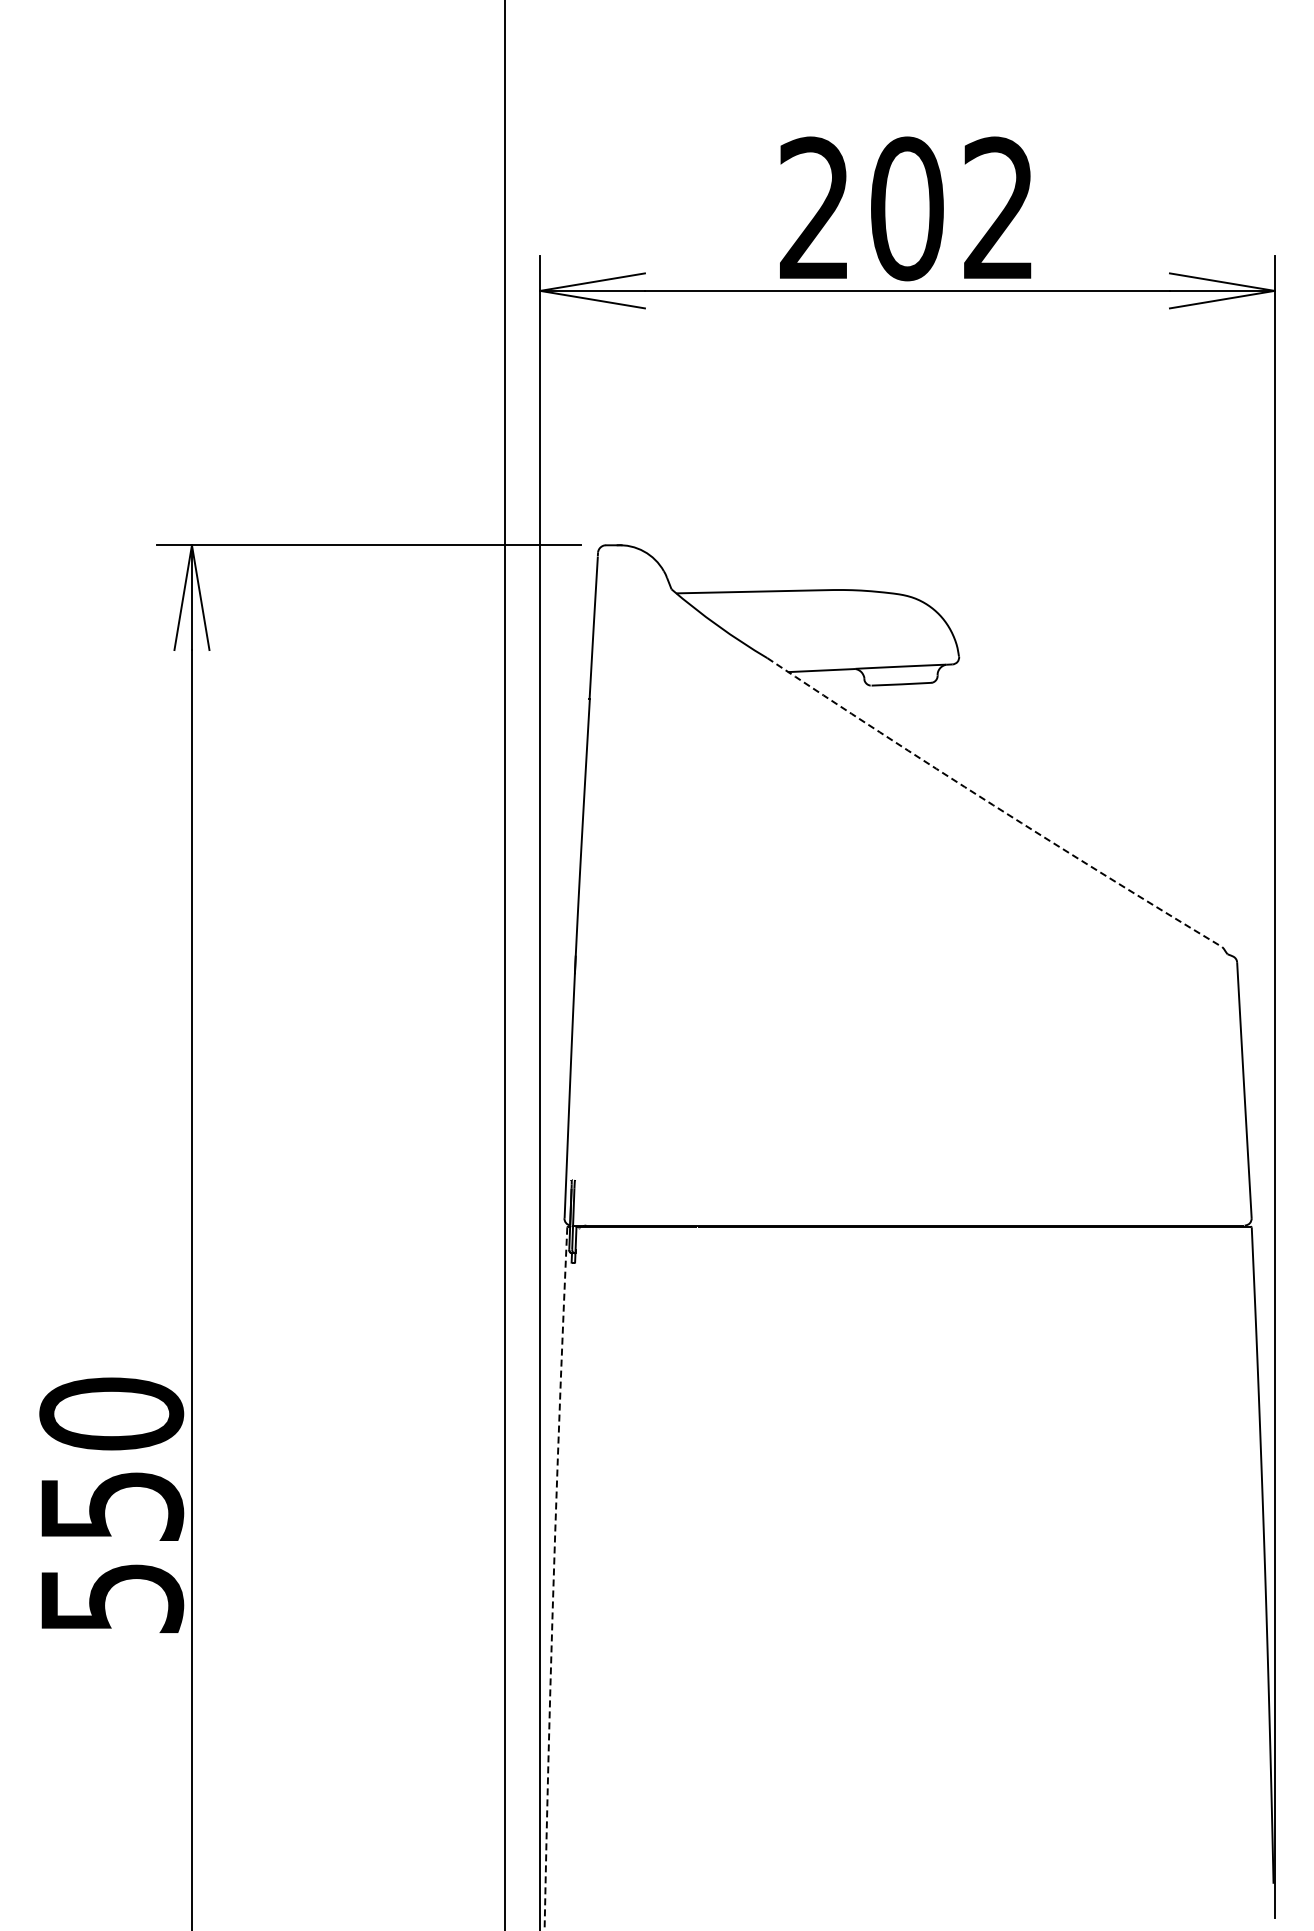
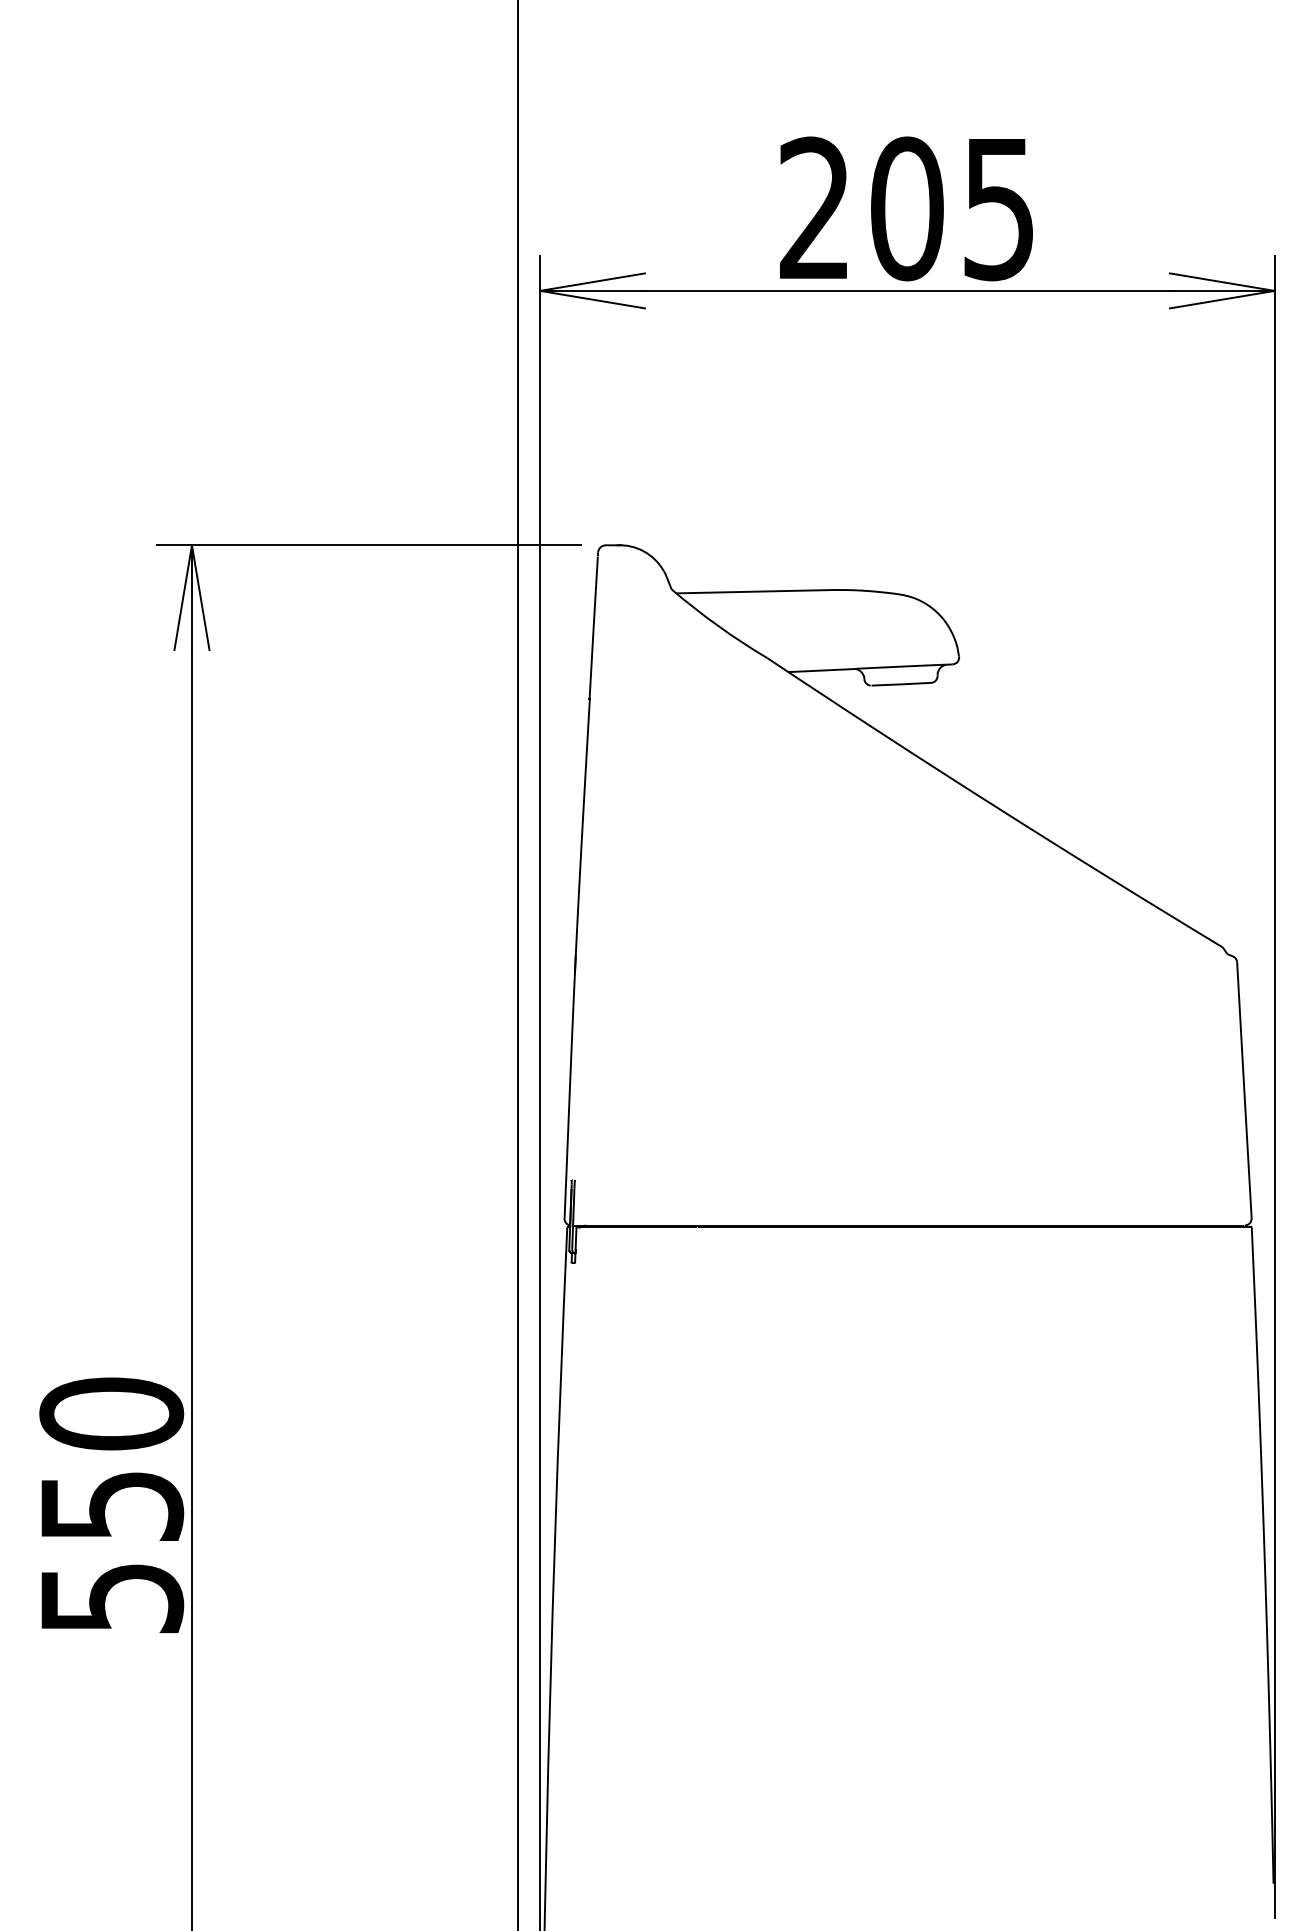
text: 202 -> 205 (998, 208)
arc: dashed -> solid (993, 805)
line position: (505, 964) -> (518, 964) (518, 964)
arc: dashed -> solid (553, 1579)
